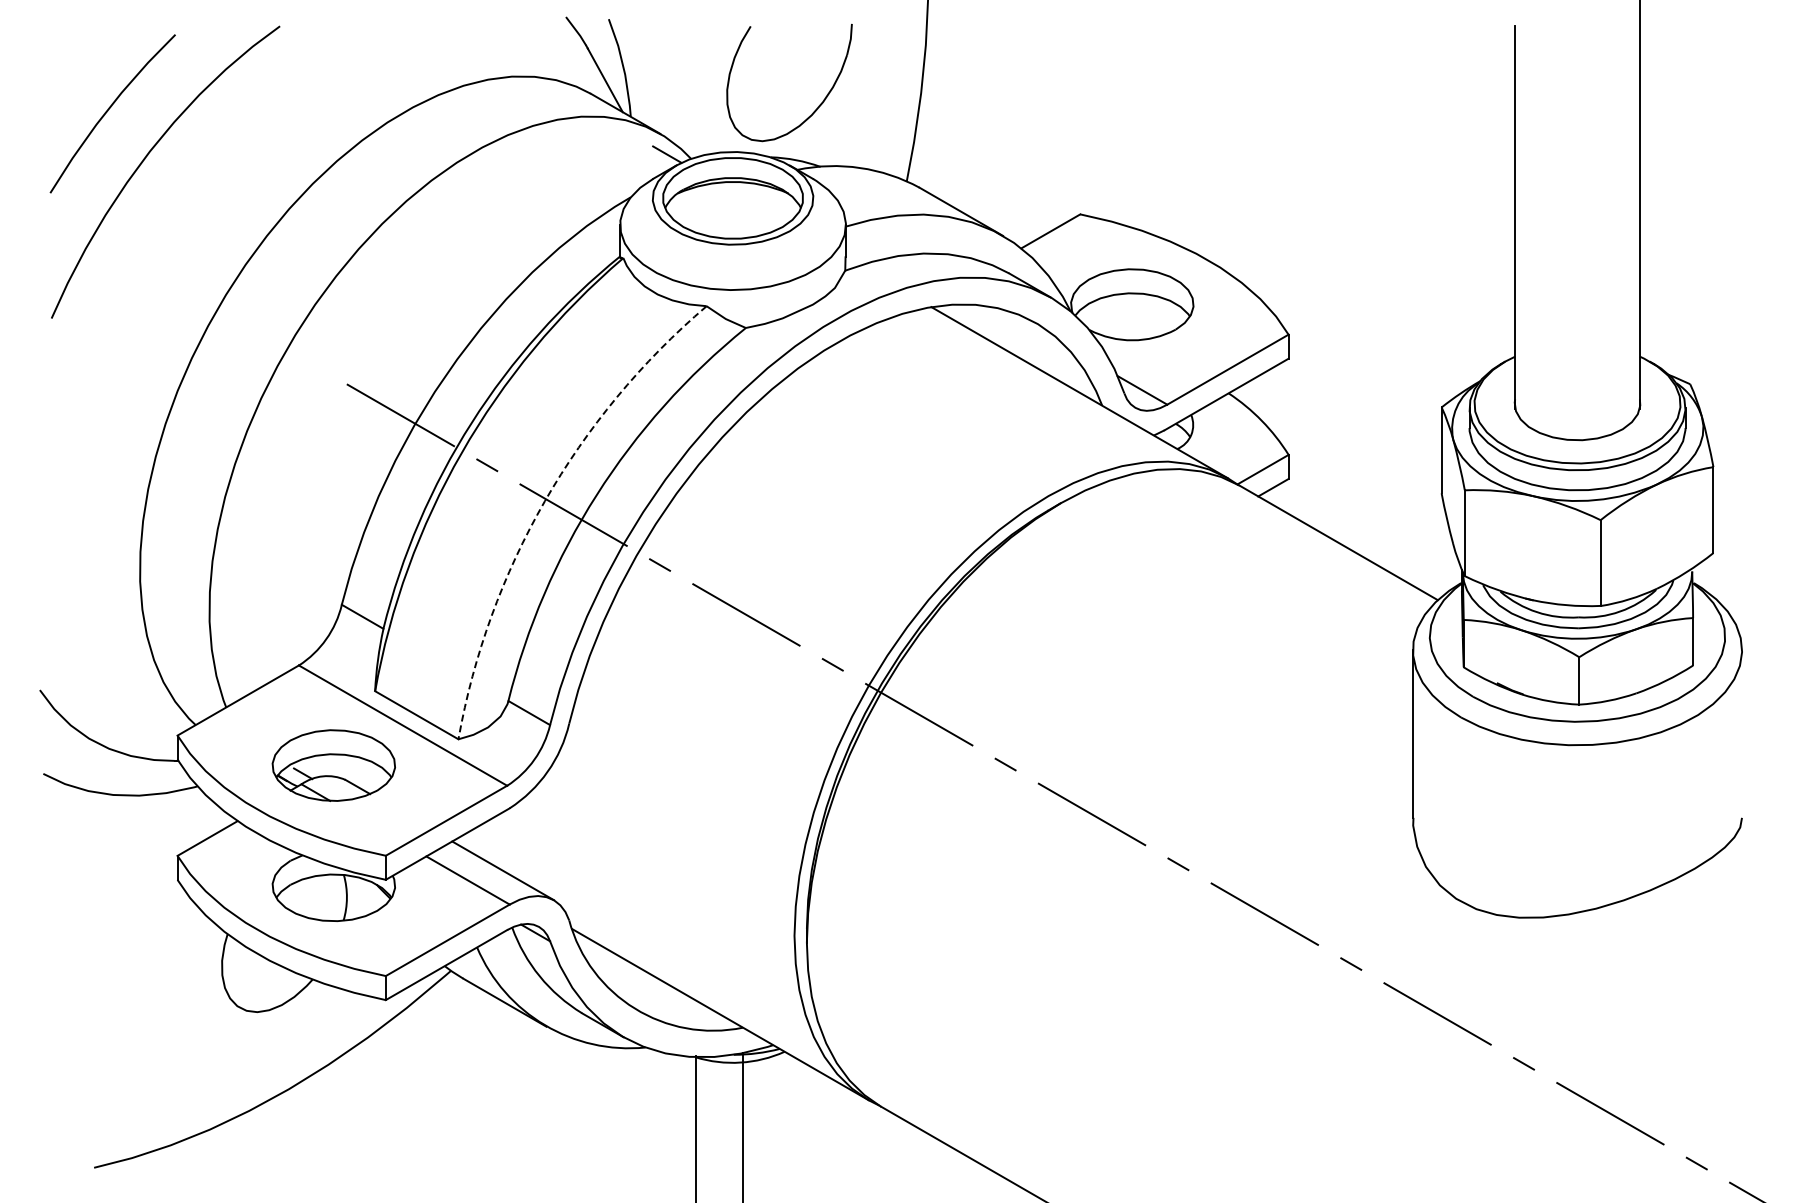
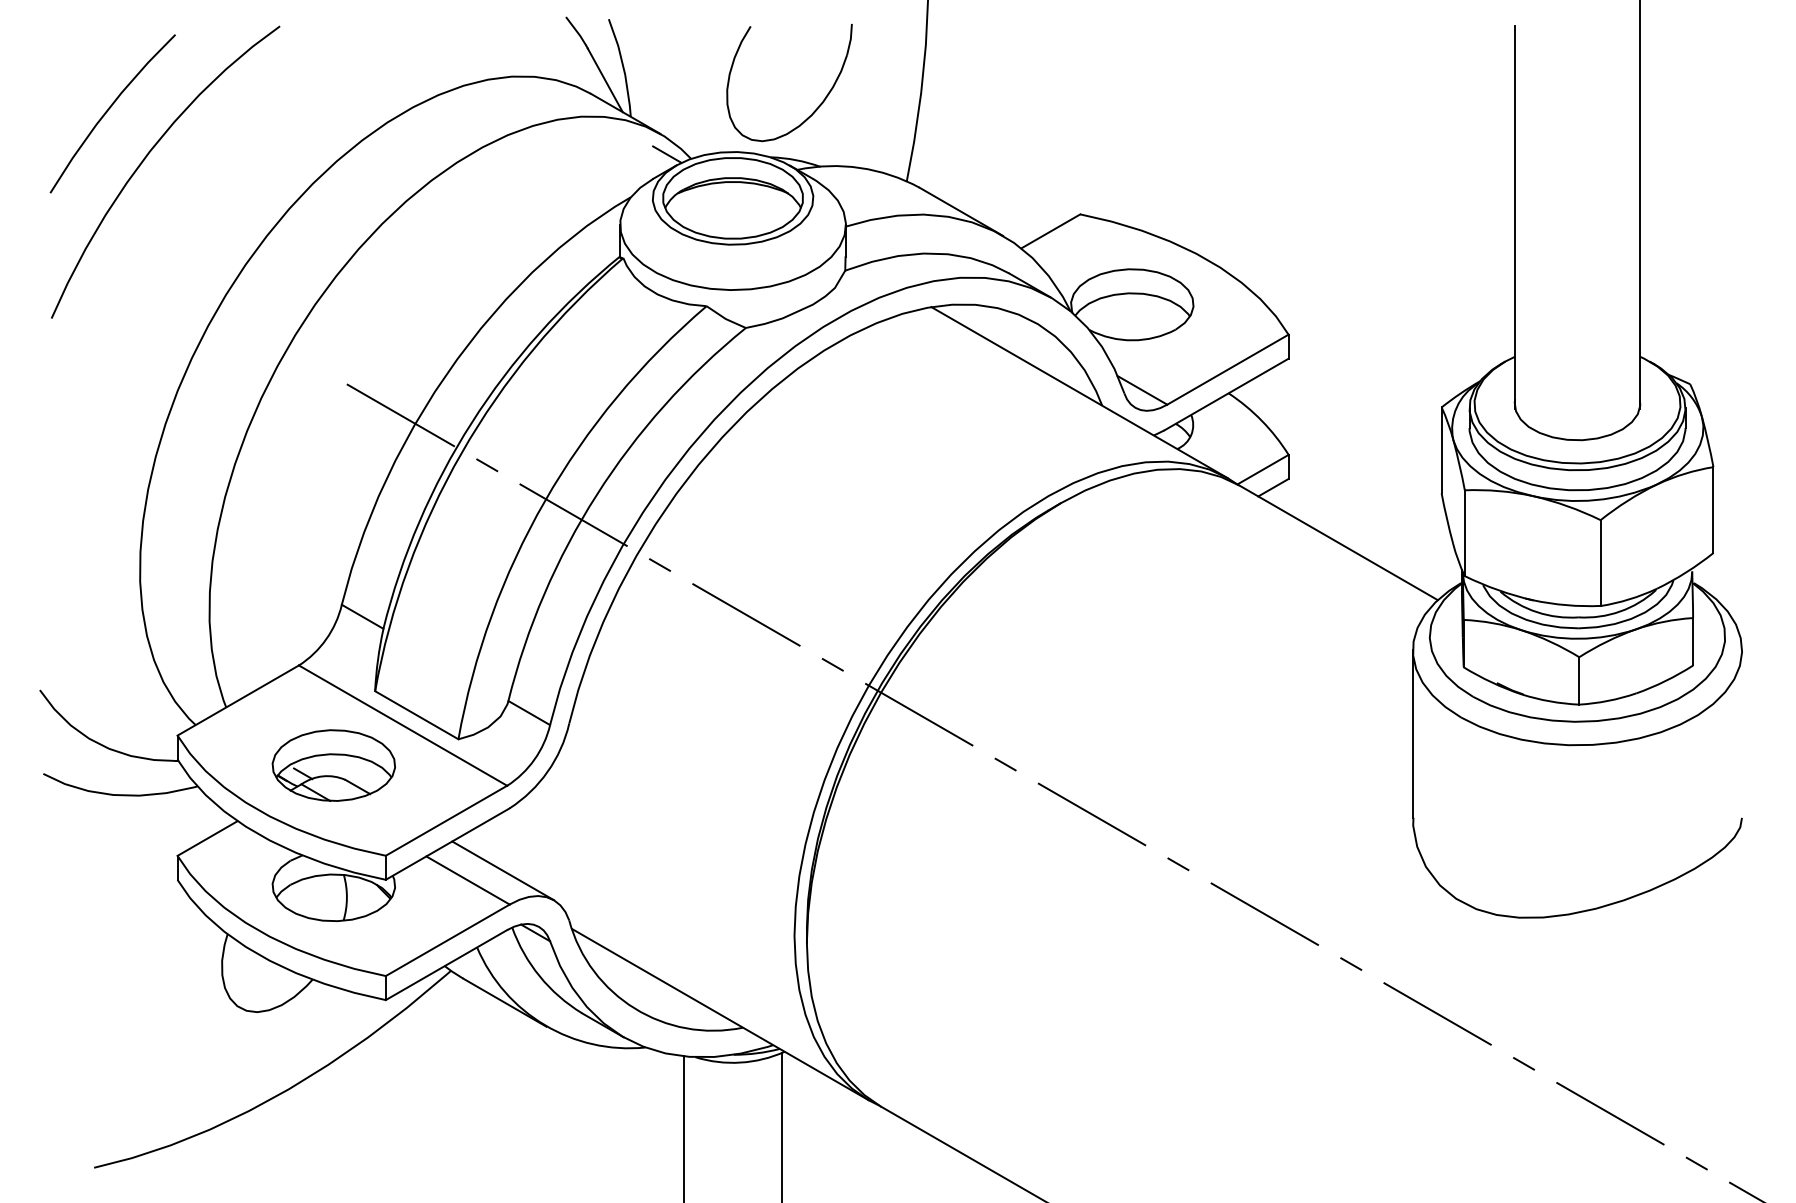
arc: dashed -> solid (544, 501)
line position: (743, 1125) -> (782, 1125) (782, 1125)
line position: (696, 1127) -> (684, 1127) (684, 1127)
